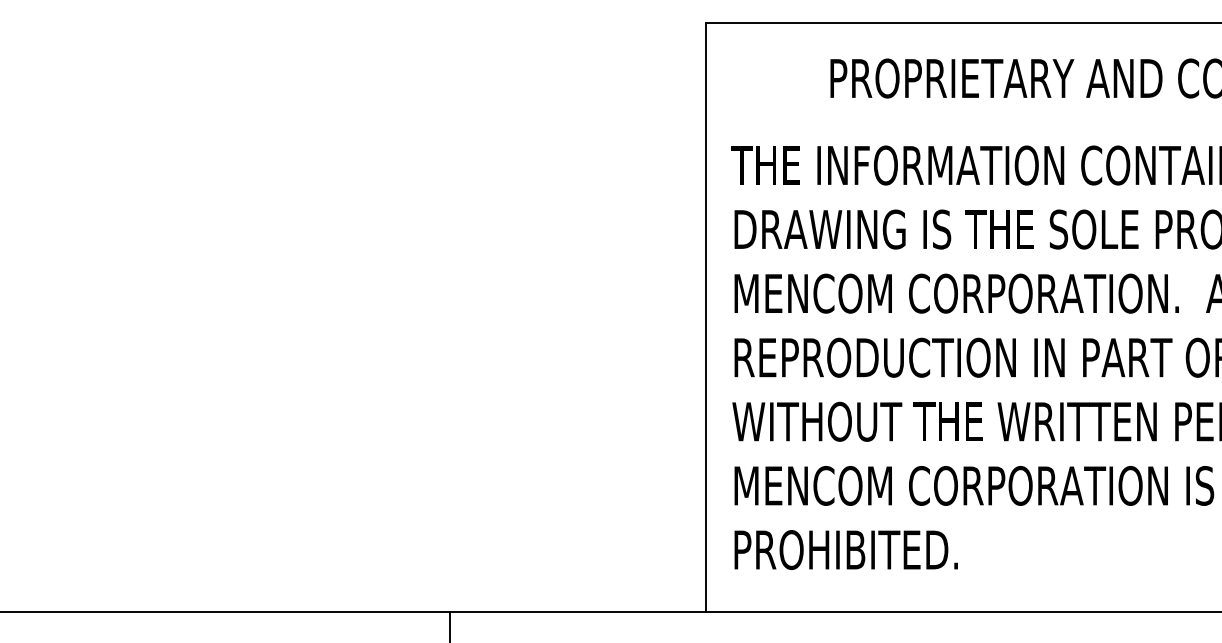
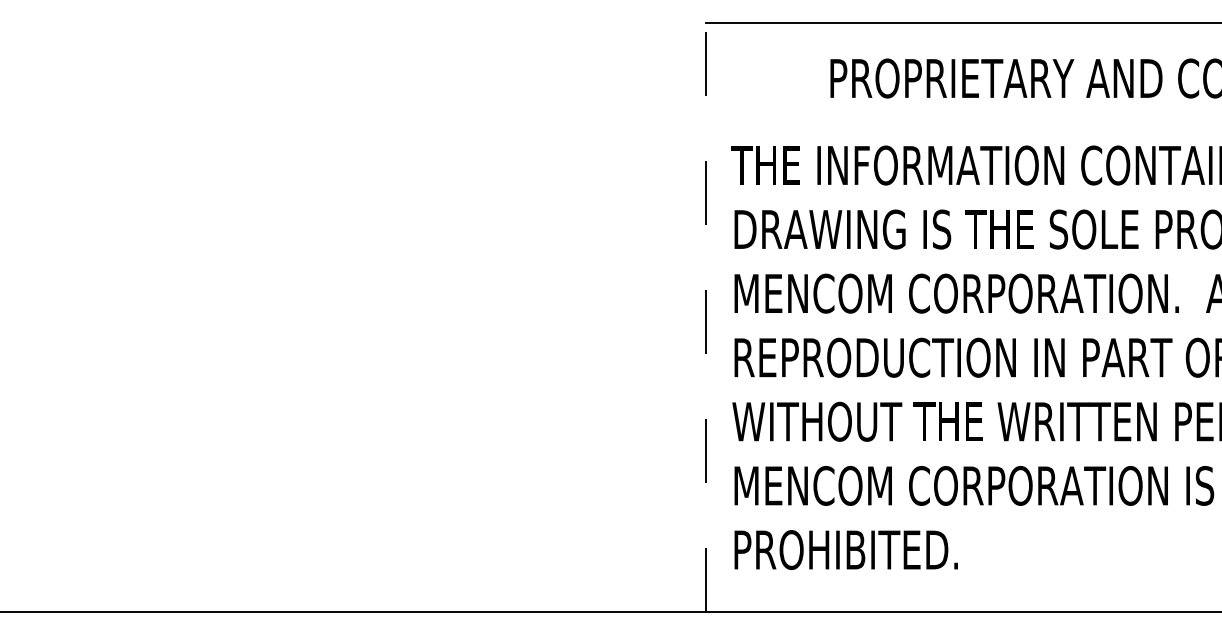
line: solid -> dashed (706, 317)
line: present -> none (449, 625)
